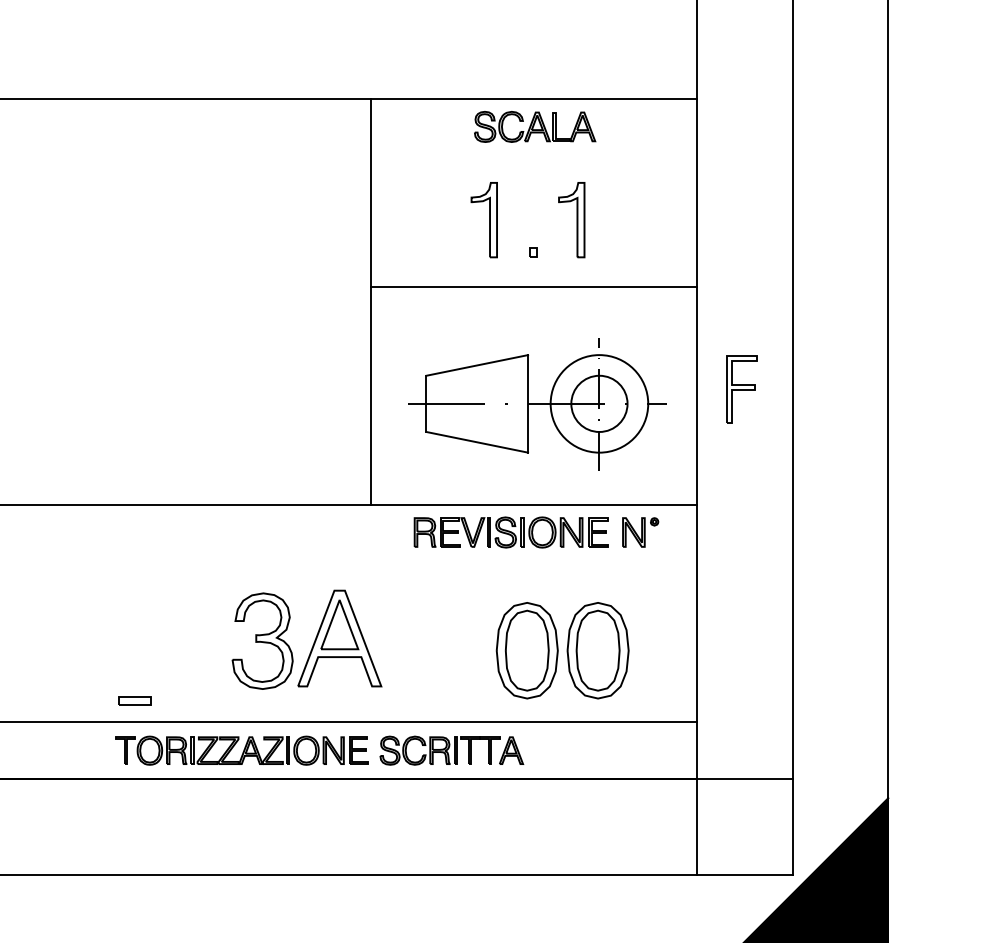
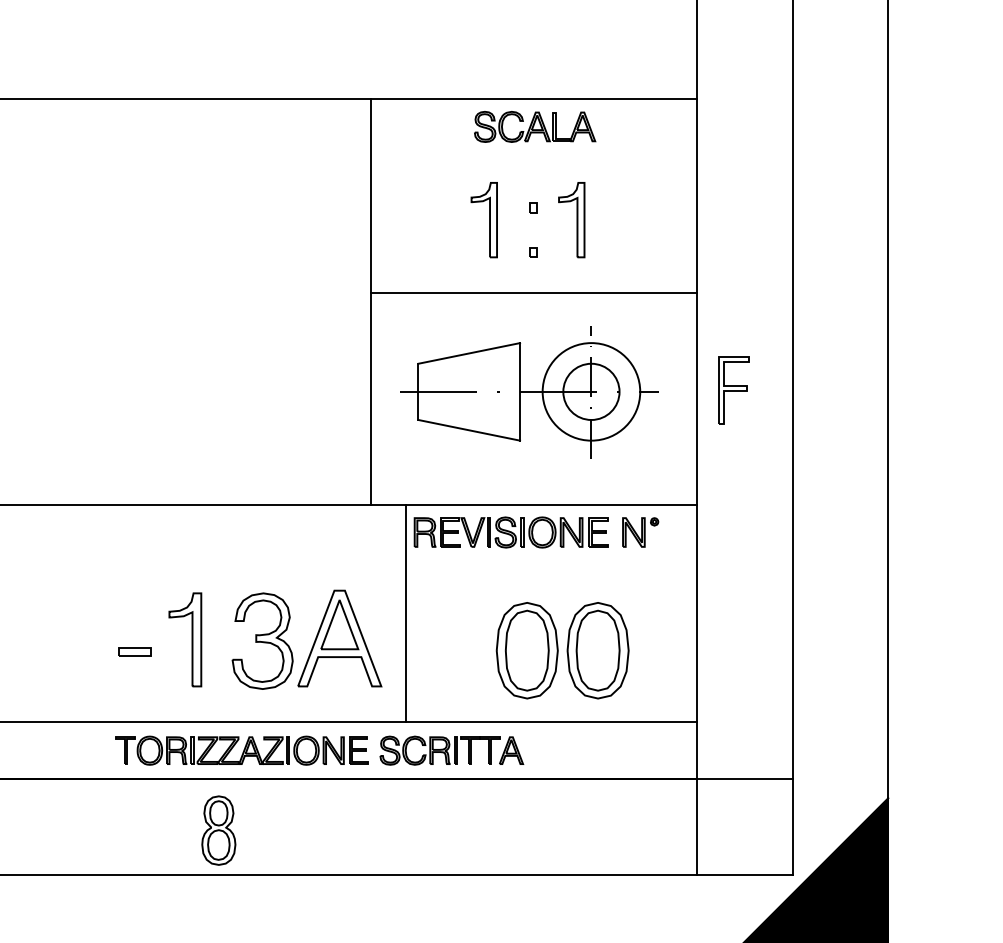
part: none -> present (533, 207)
line position: (533, 287) -> (533, 293) (533, 293)
part position: (741, 389) -> (733, 390) (733, 390)
part position: (537, 404) -> (529, 392) (529, 392)
line: none -> present (405, 613)
part: none -> present (185, 639)
part position: (134, 700) -> (134, 651) (134, 651)
part: none -> present (218, 830)
